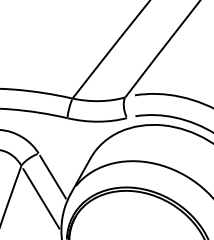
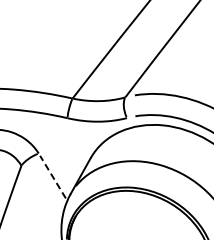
line: solid -> dashed (53, 177)
line: present -> none (41, 198)
